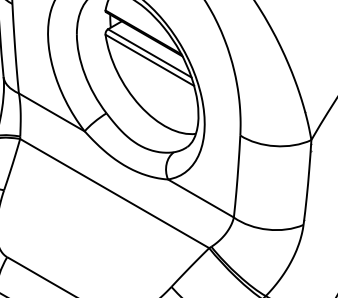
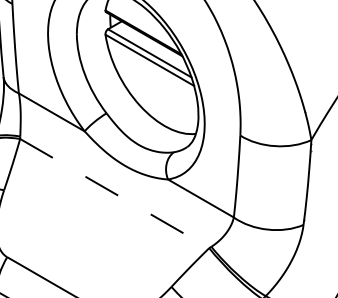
line: solid -> dashed (115, 193)
